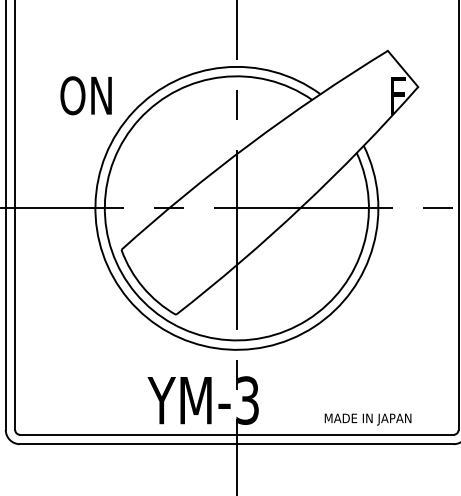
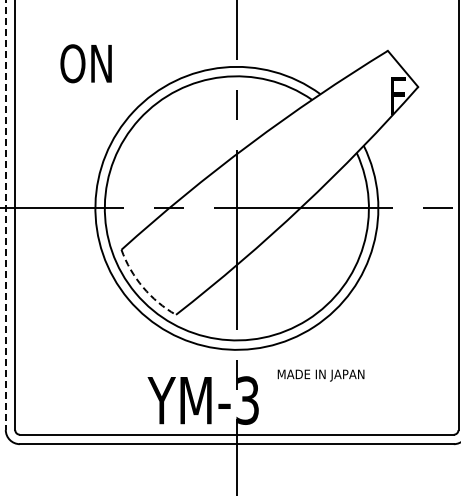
text position: (85, 95) -> (85, 63) (85, 63)
line: solid -> dashed (5, 215)
arc: solid -> dashed (142, 287)
text position: (367, 419) -> (320, 375) (320, 375)
